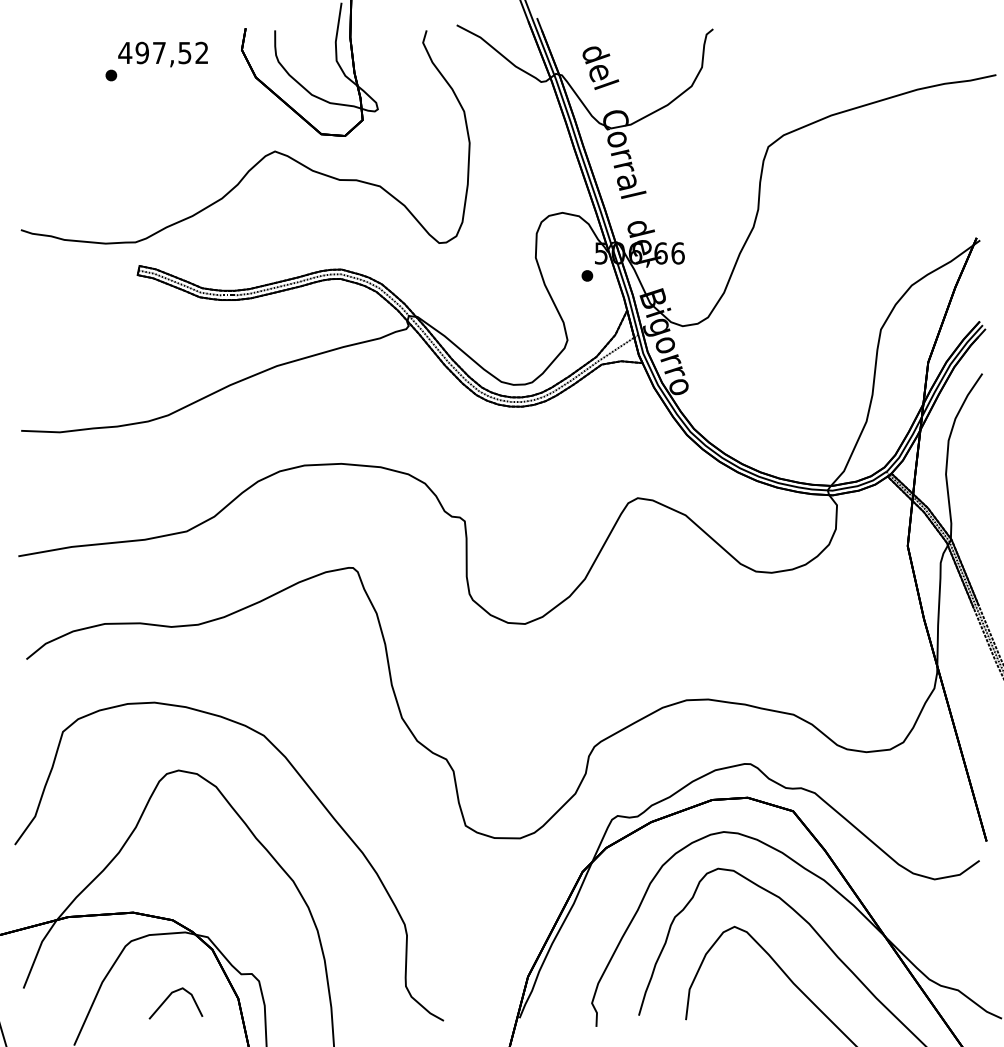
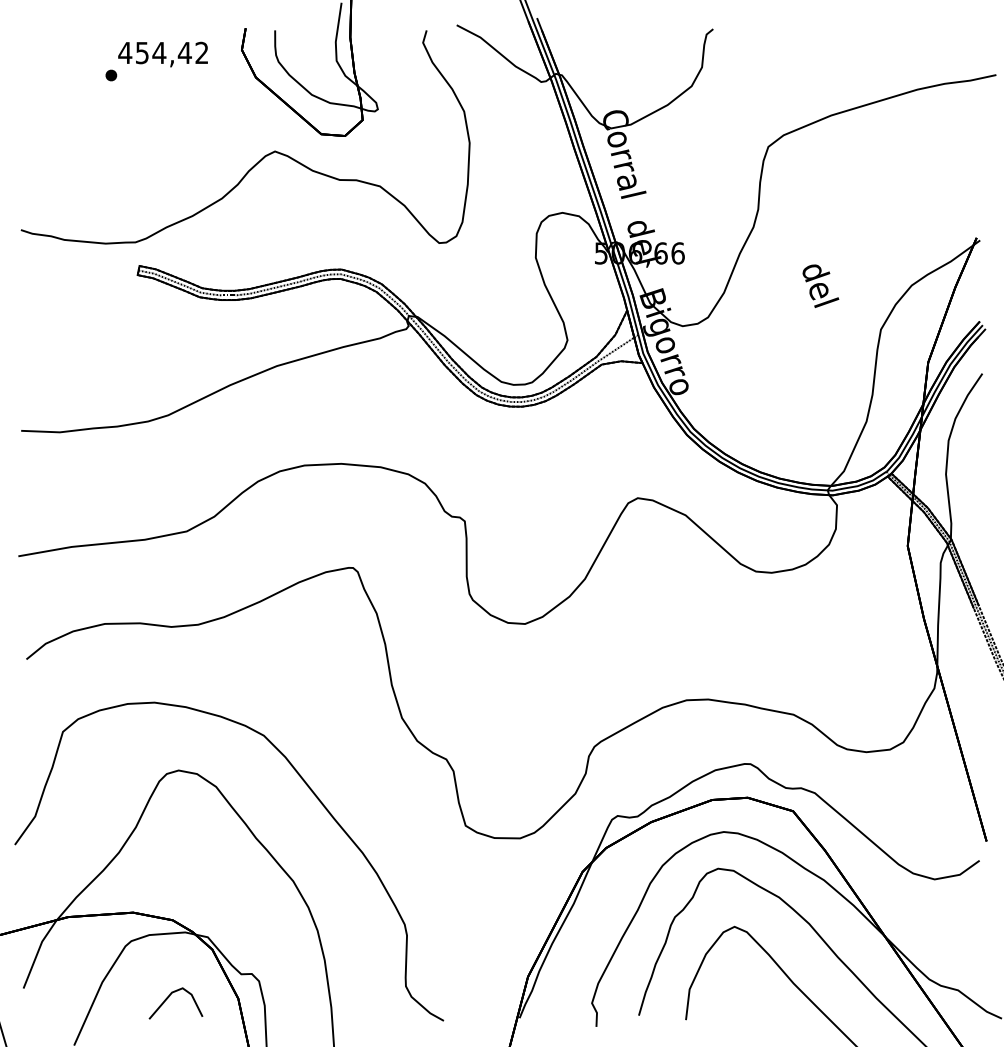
text: 497,52 -> 454,42 (163, 52)
text position: (600, 67) -> (820, 285) (820, 285)
part: present -> none (587, 275)
